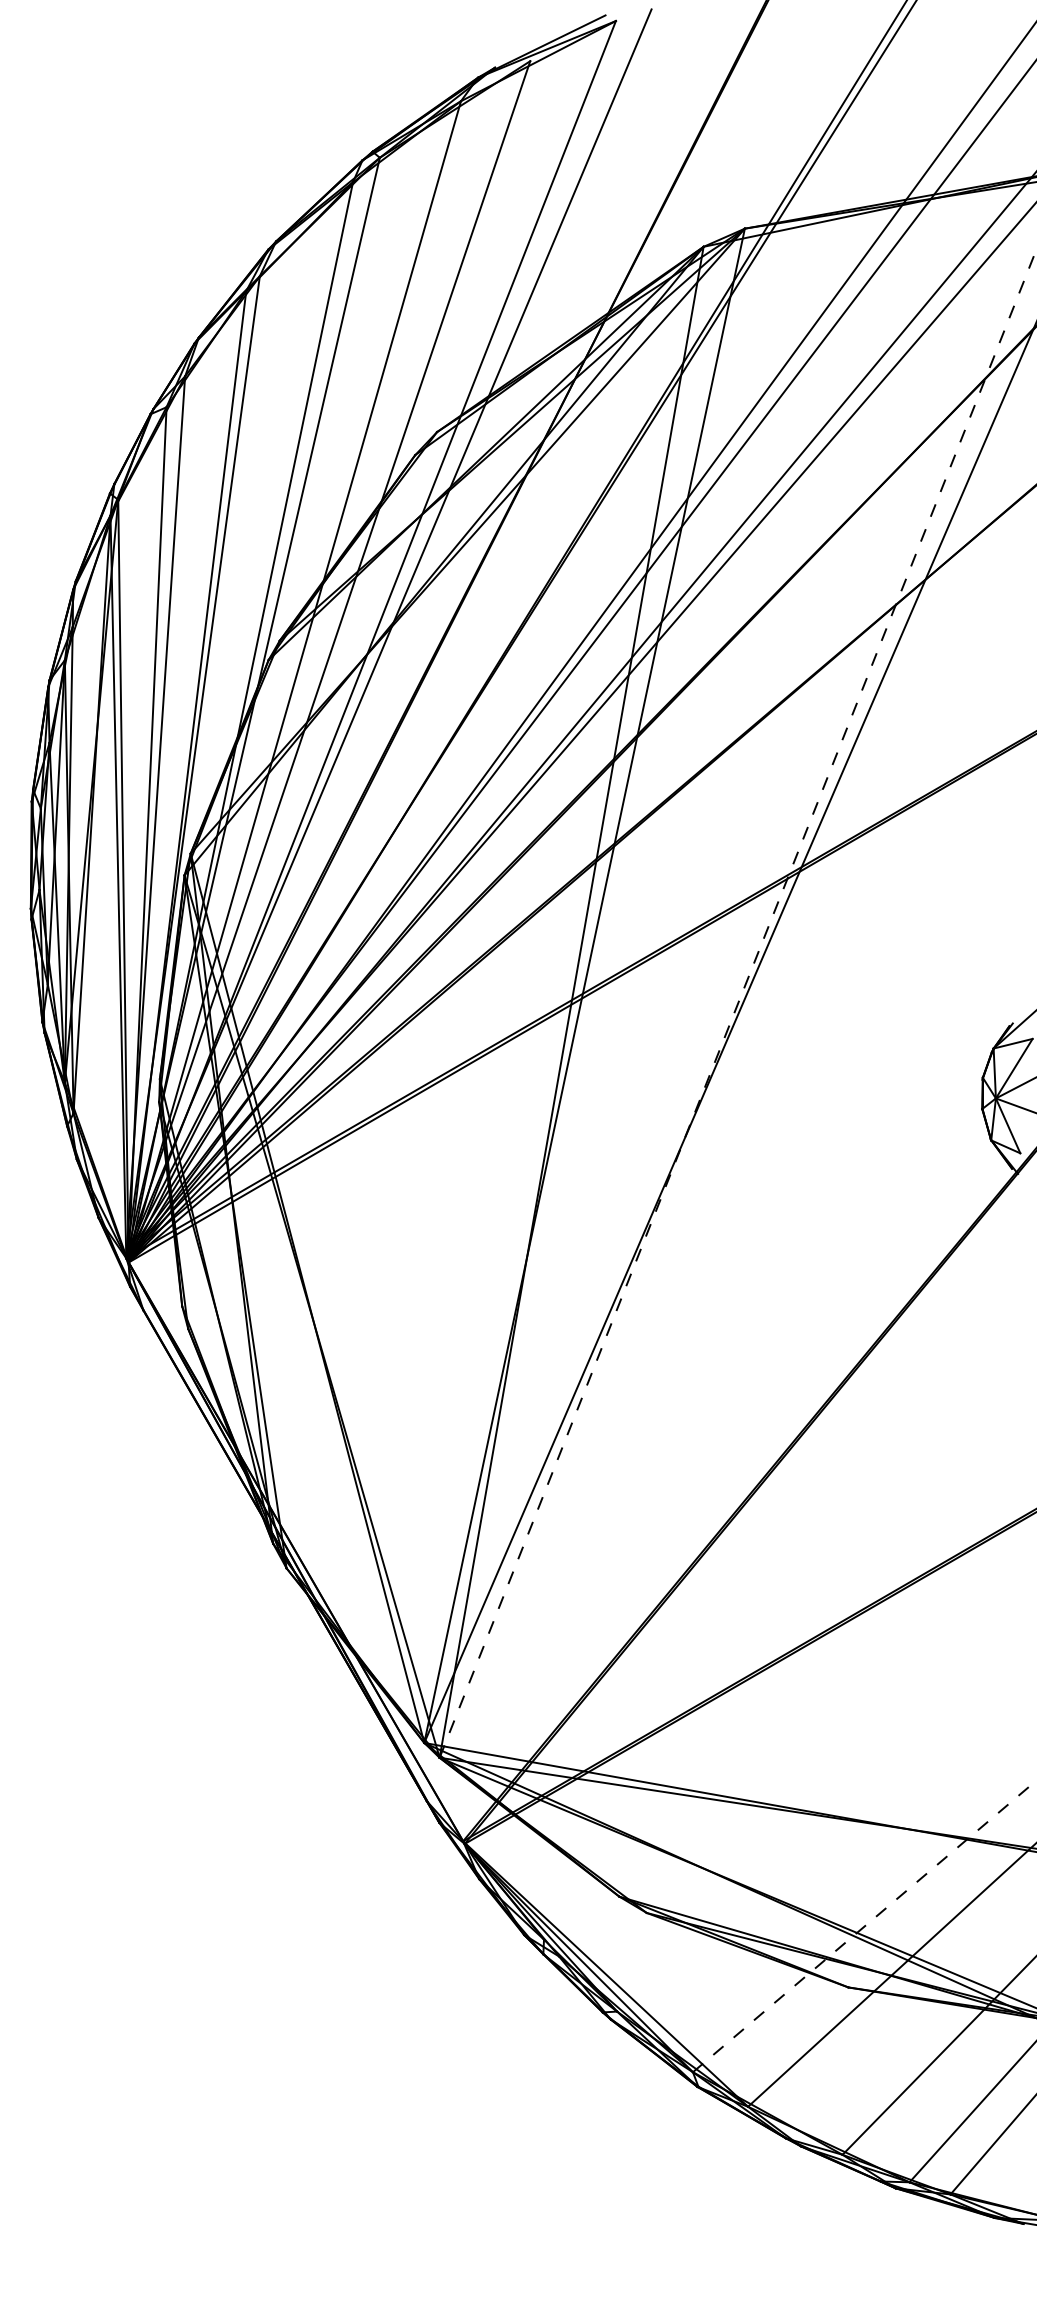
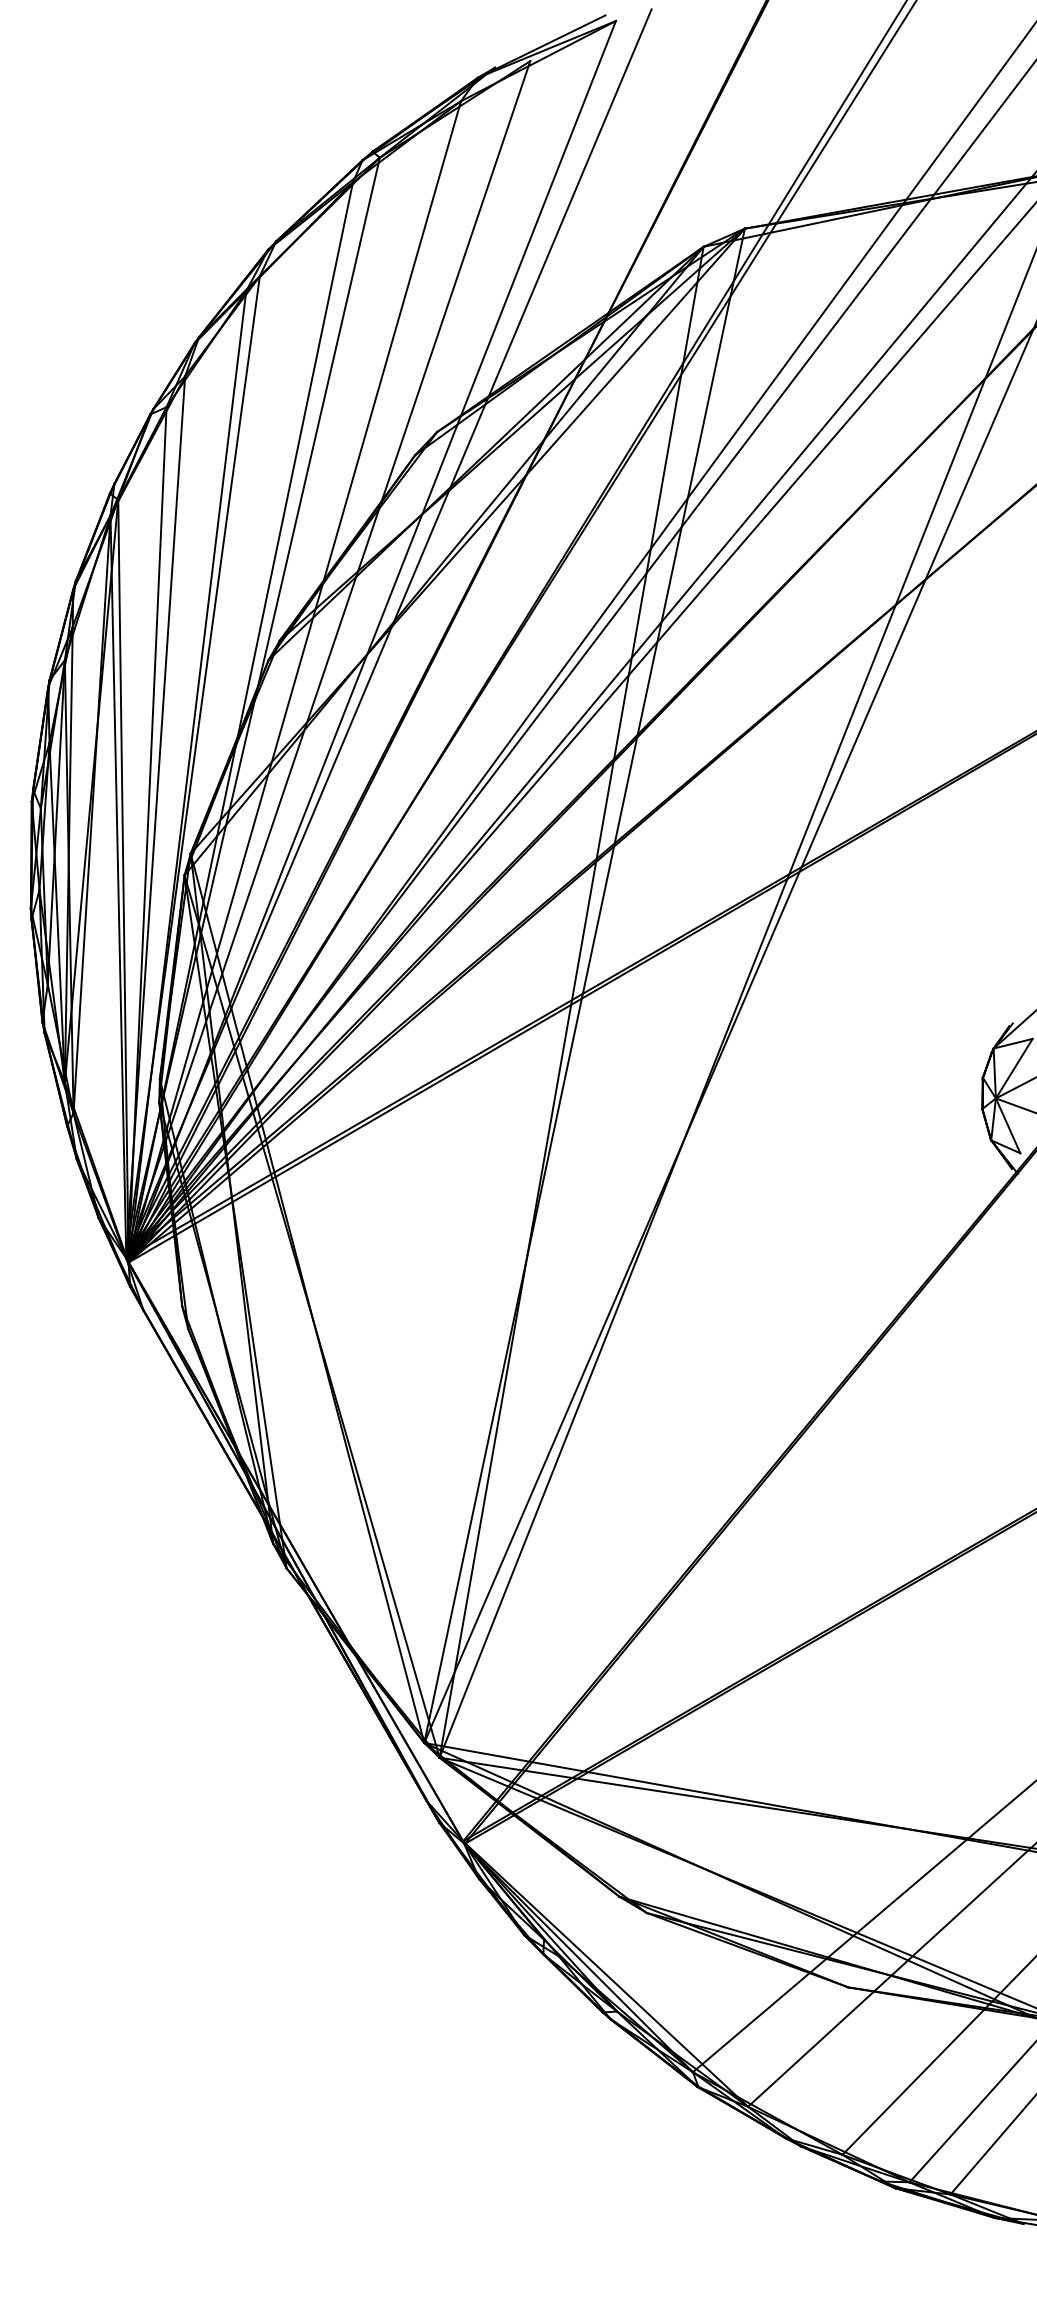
line: dashed -> solid (738, 1002)
line: dashed -> solid (865, 1925)
